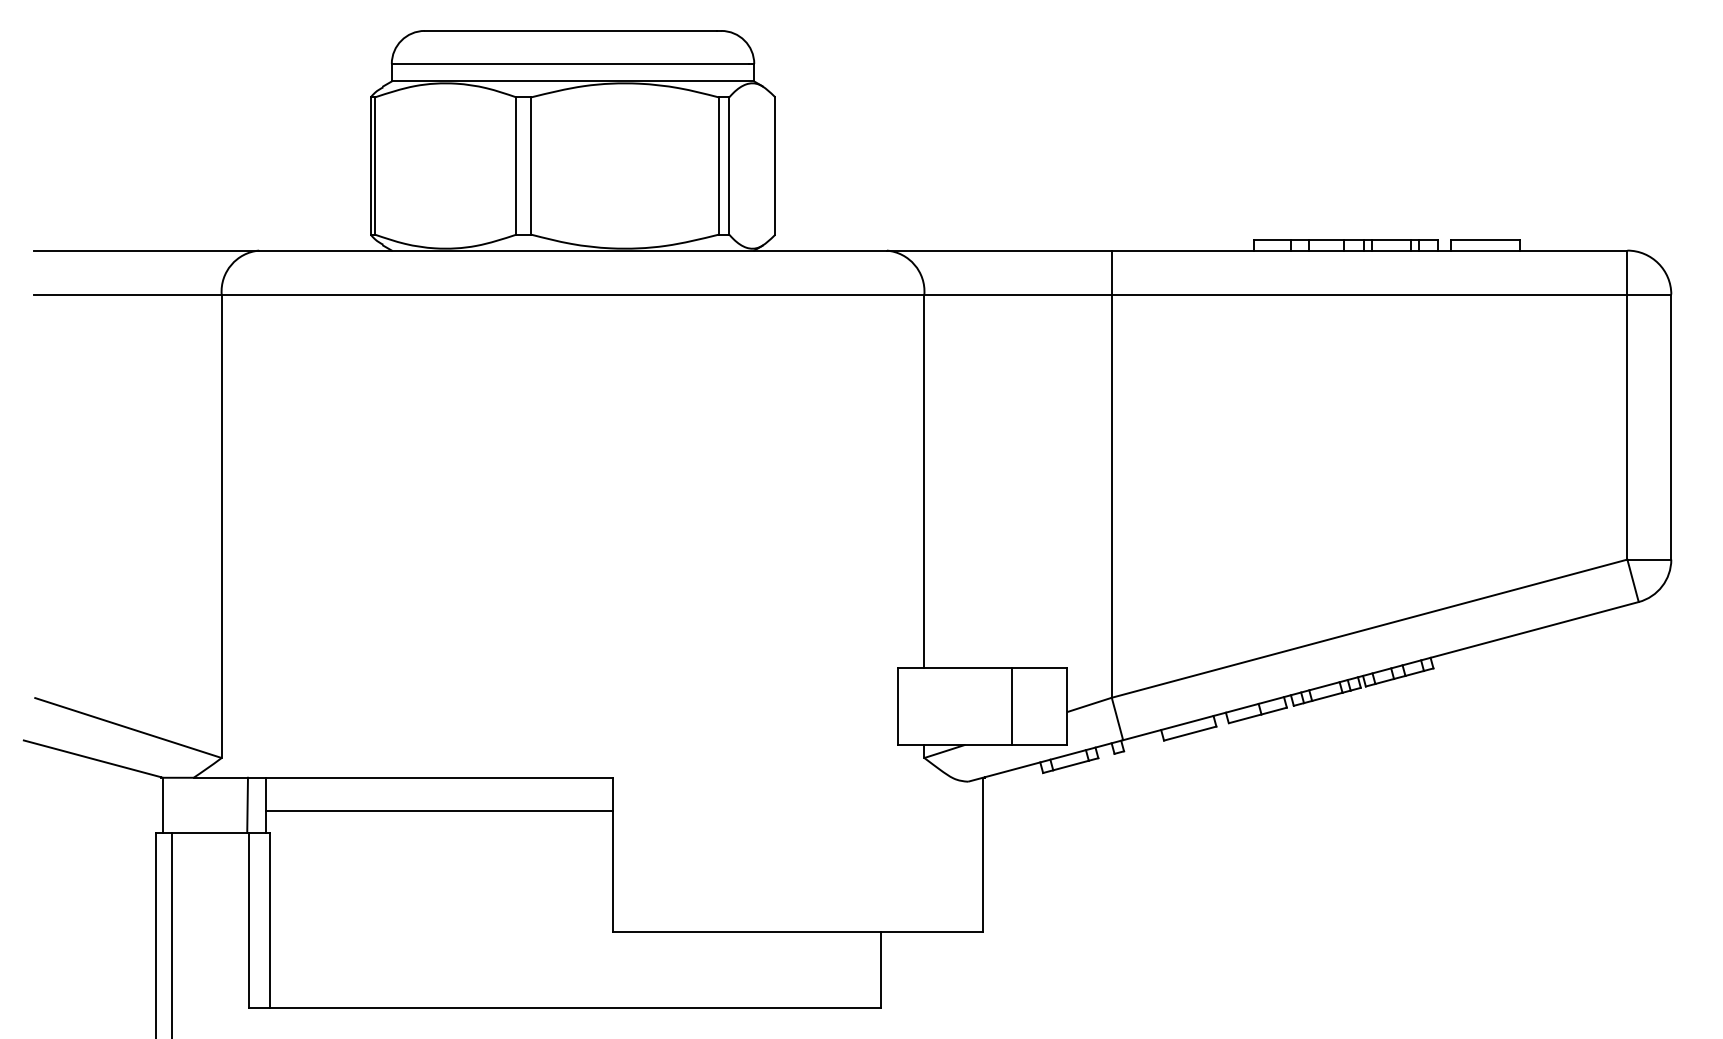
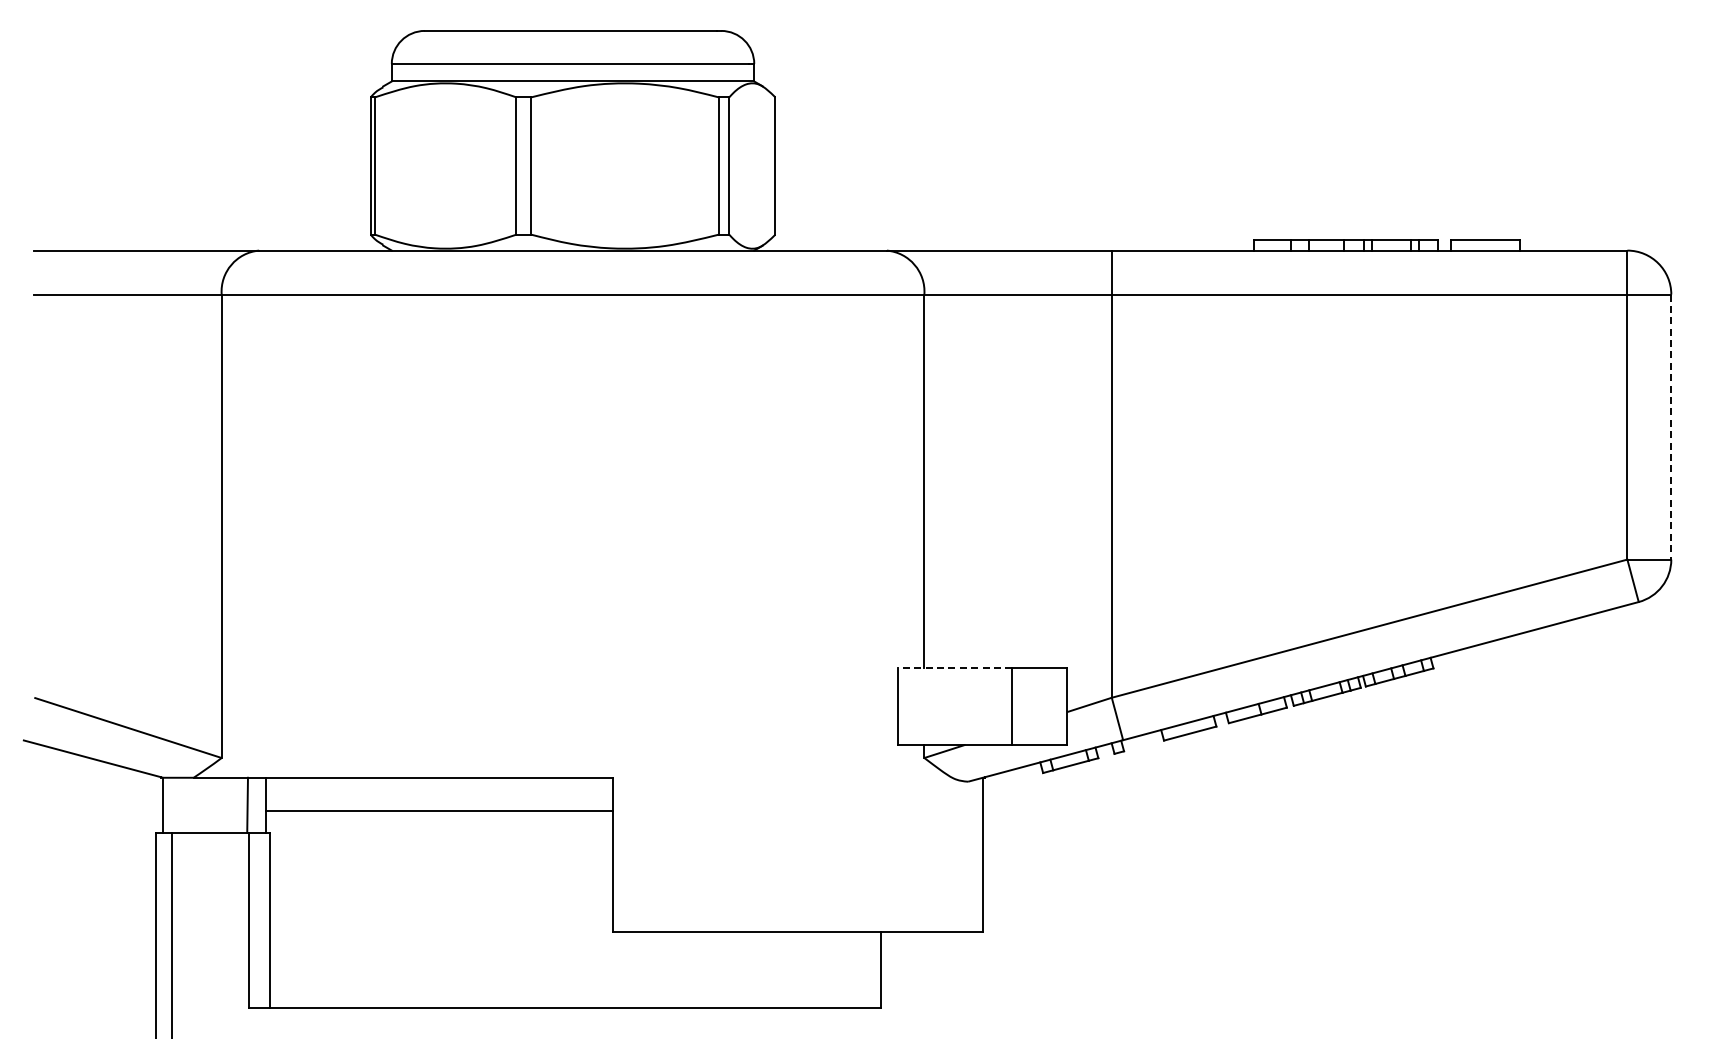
line: solid -> dashed (1671, 427)
line: solid -> dashed (954, 667)
